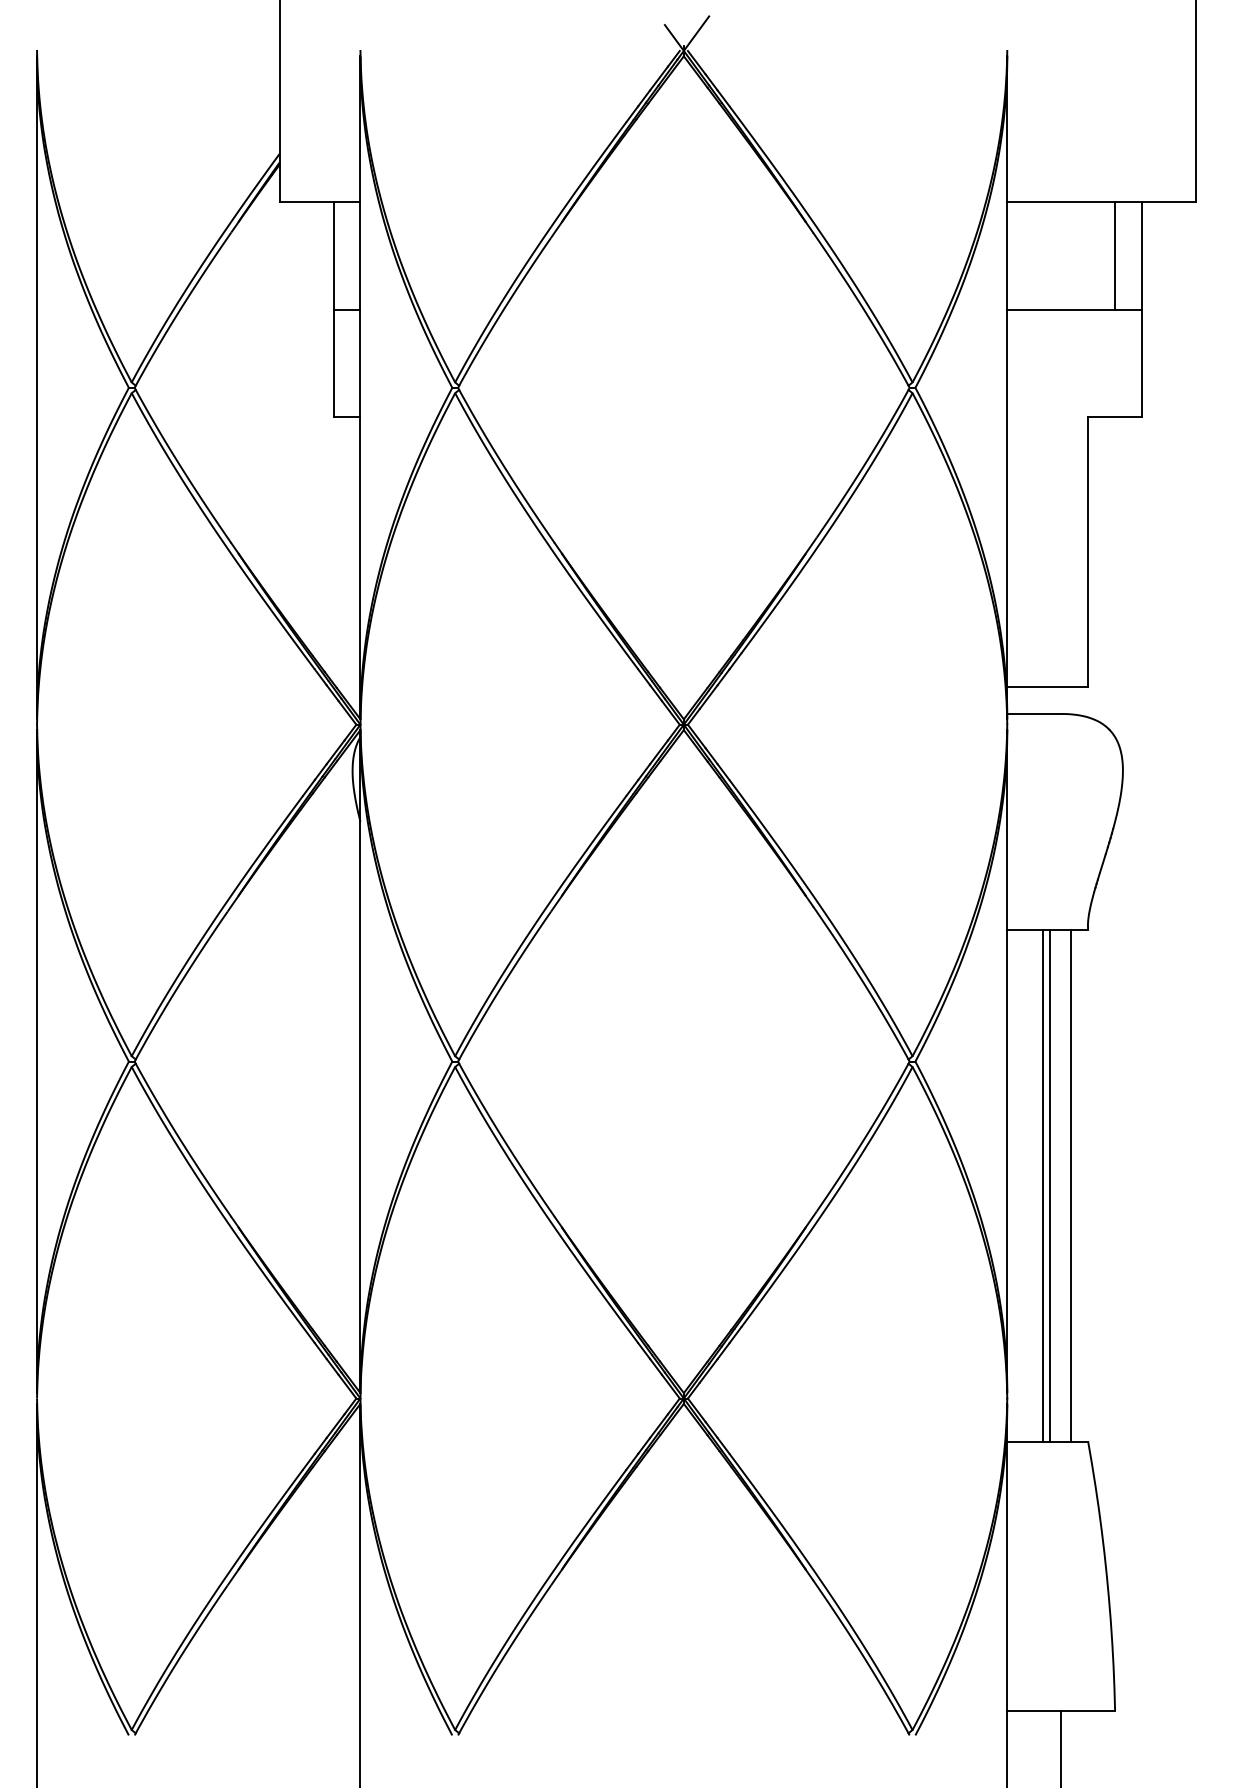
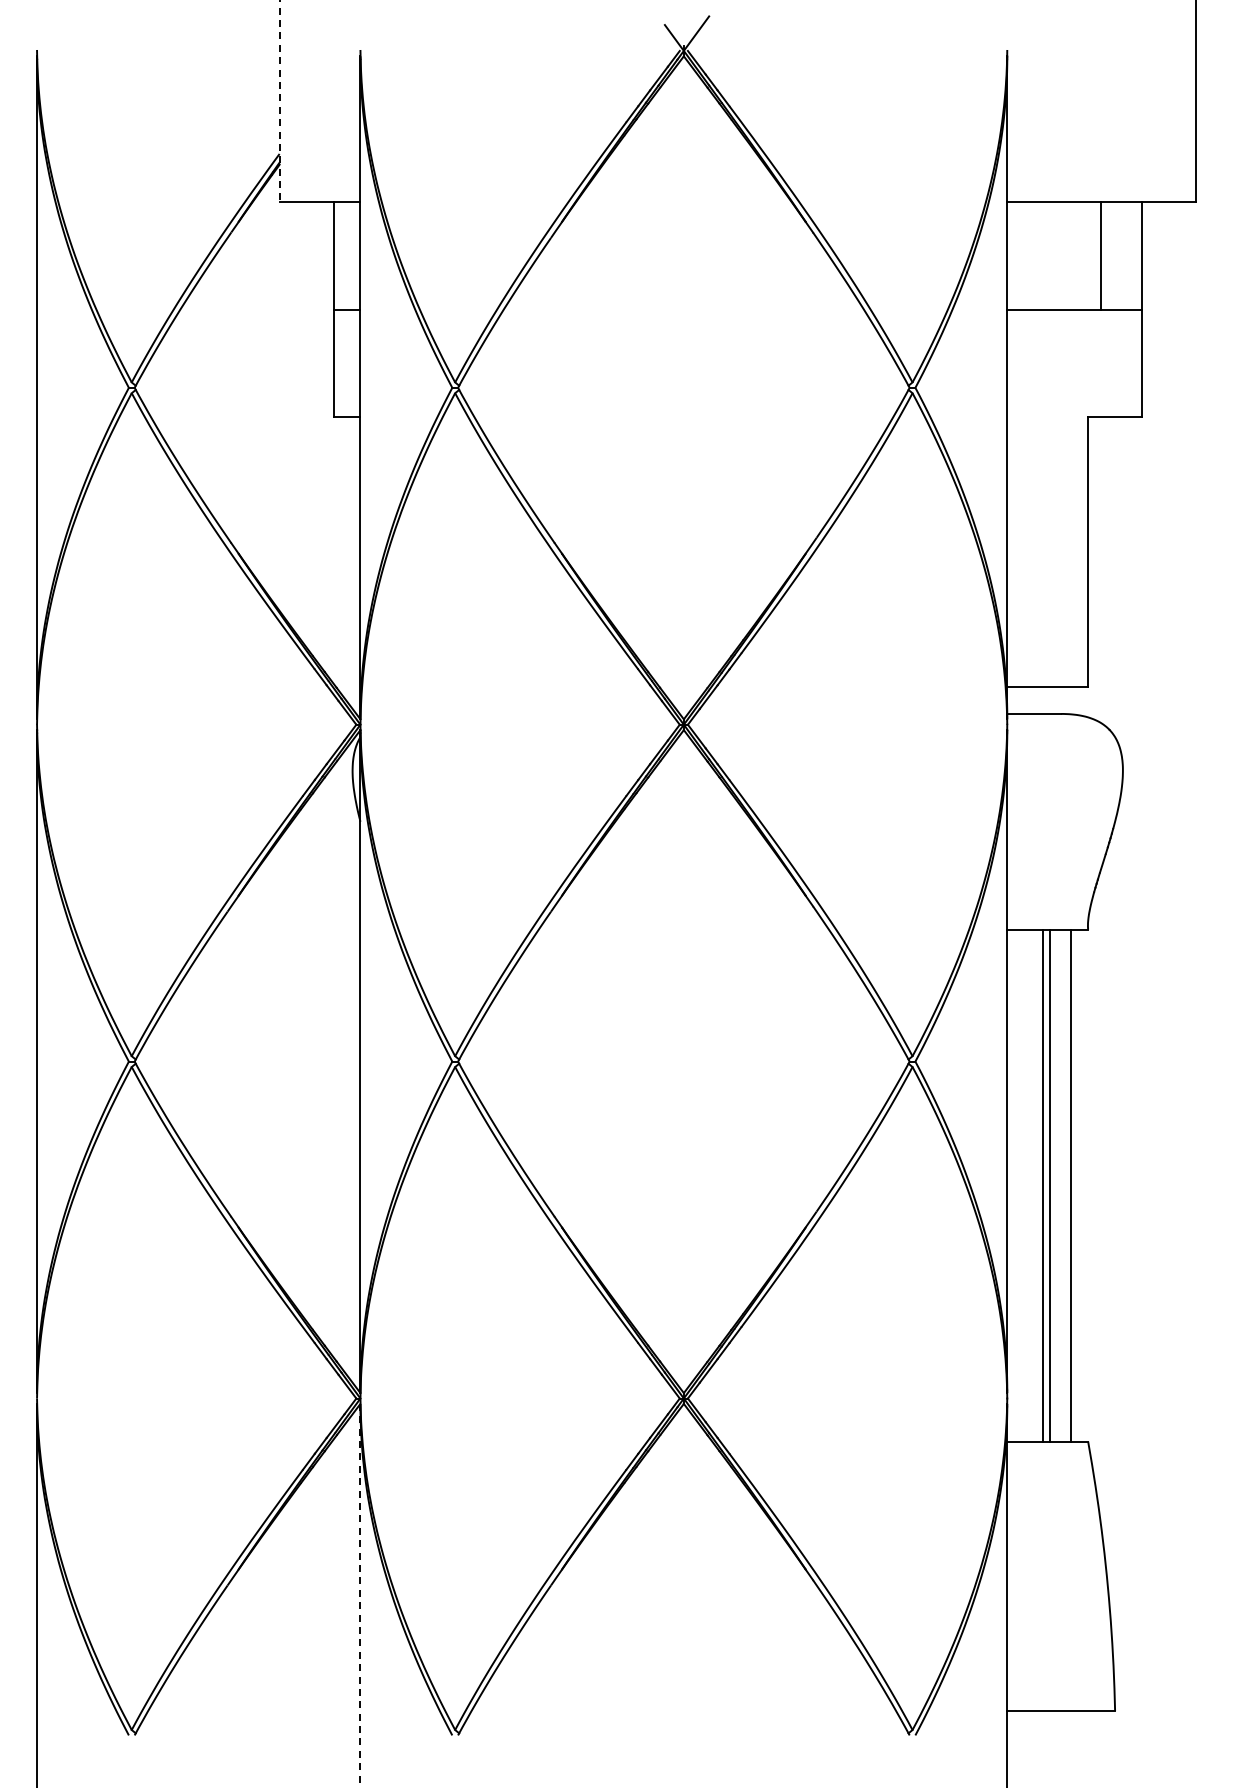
line: solid -> dashed (279, 100)
line position: (1115, 255) -> (1101, 255) (1101, 255)
line: solid -> dashed (360, 1595)
line: present -> none (1061, 1747)
